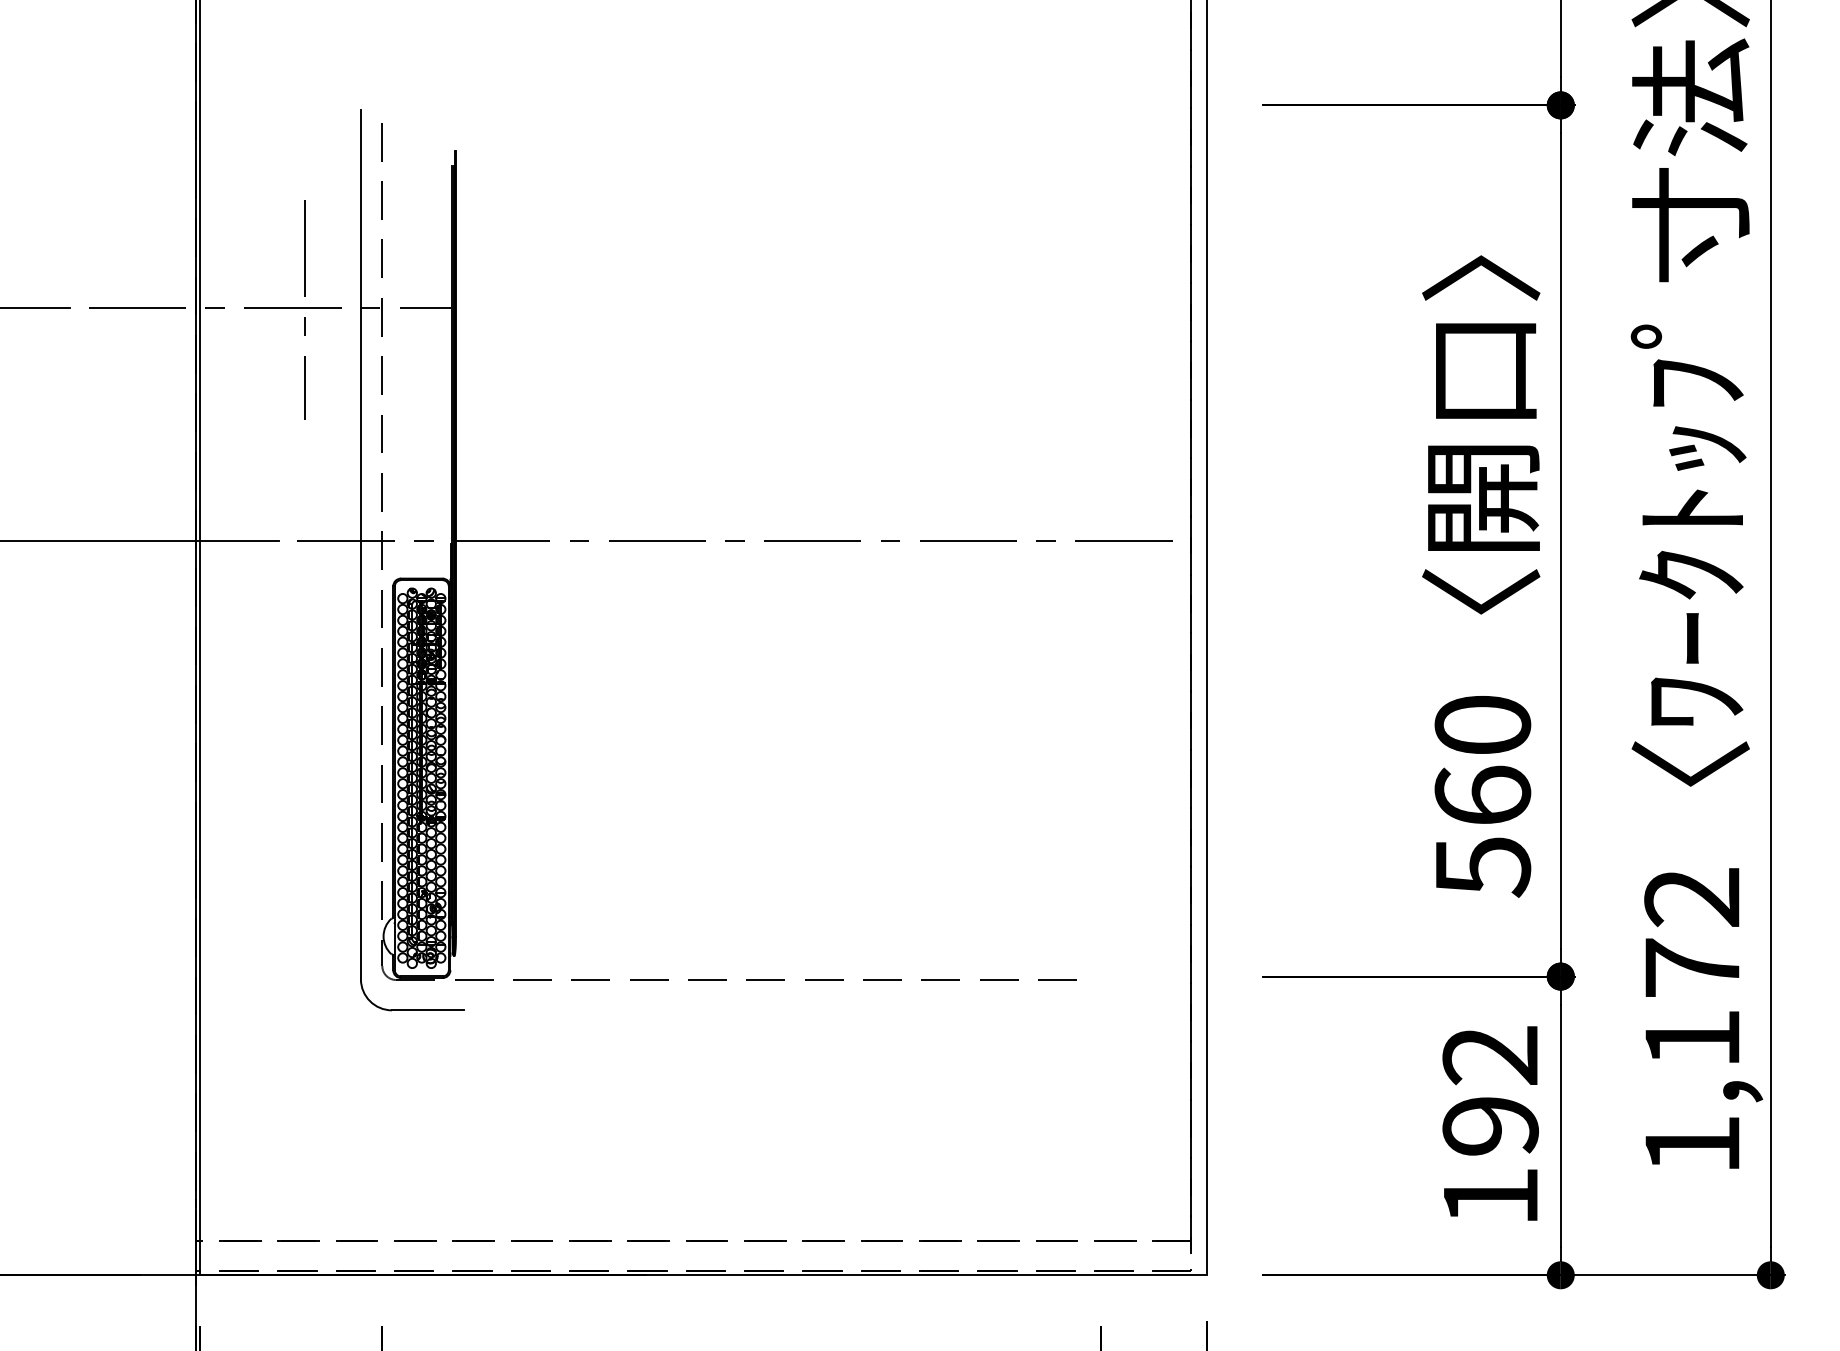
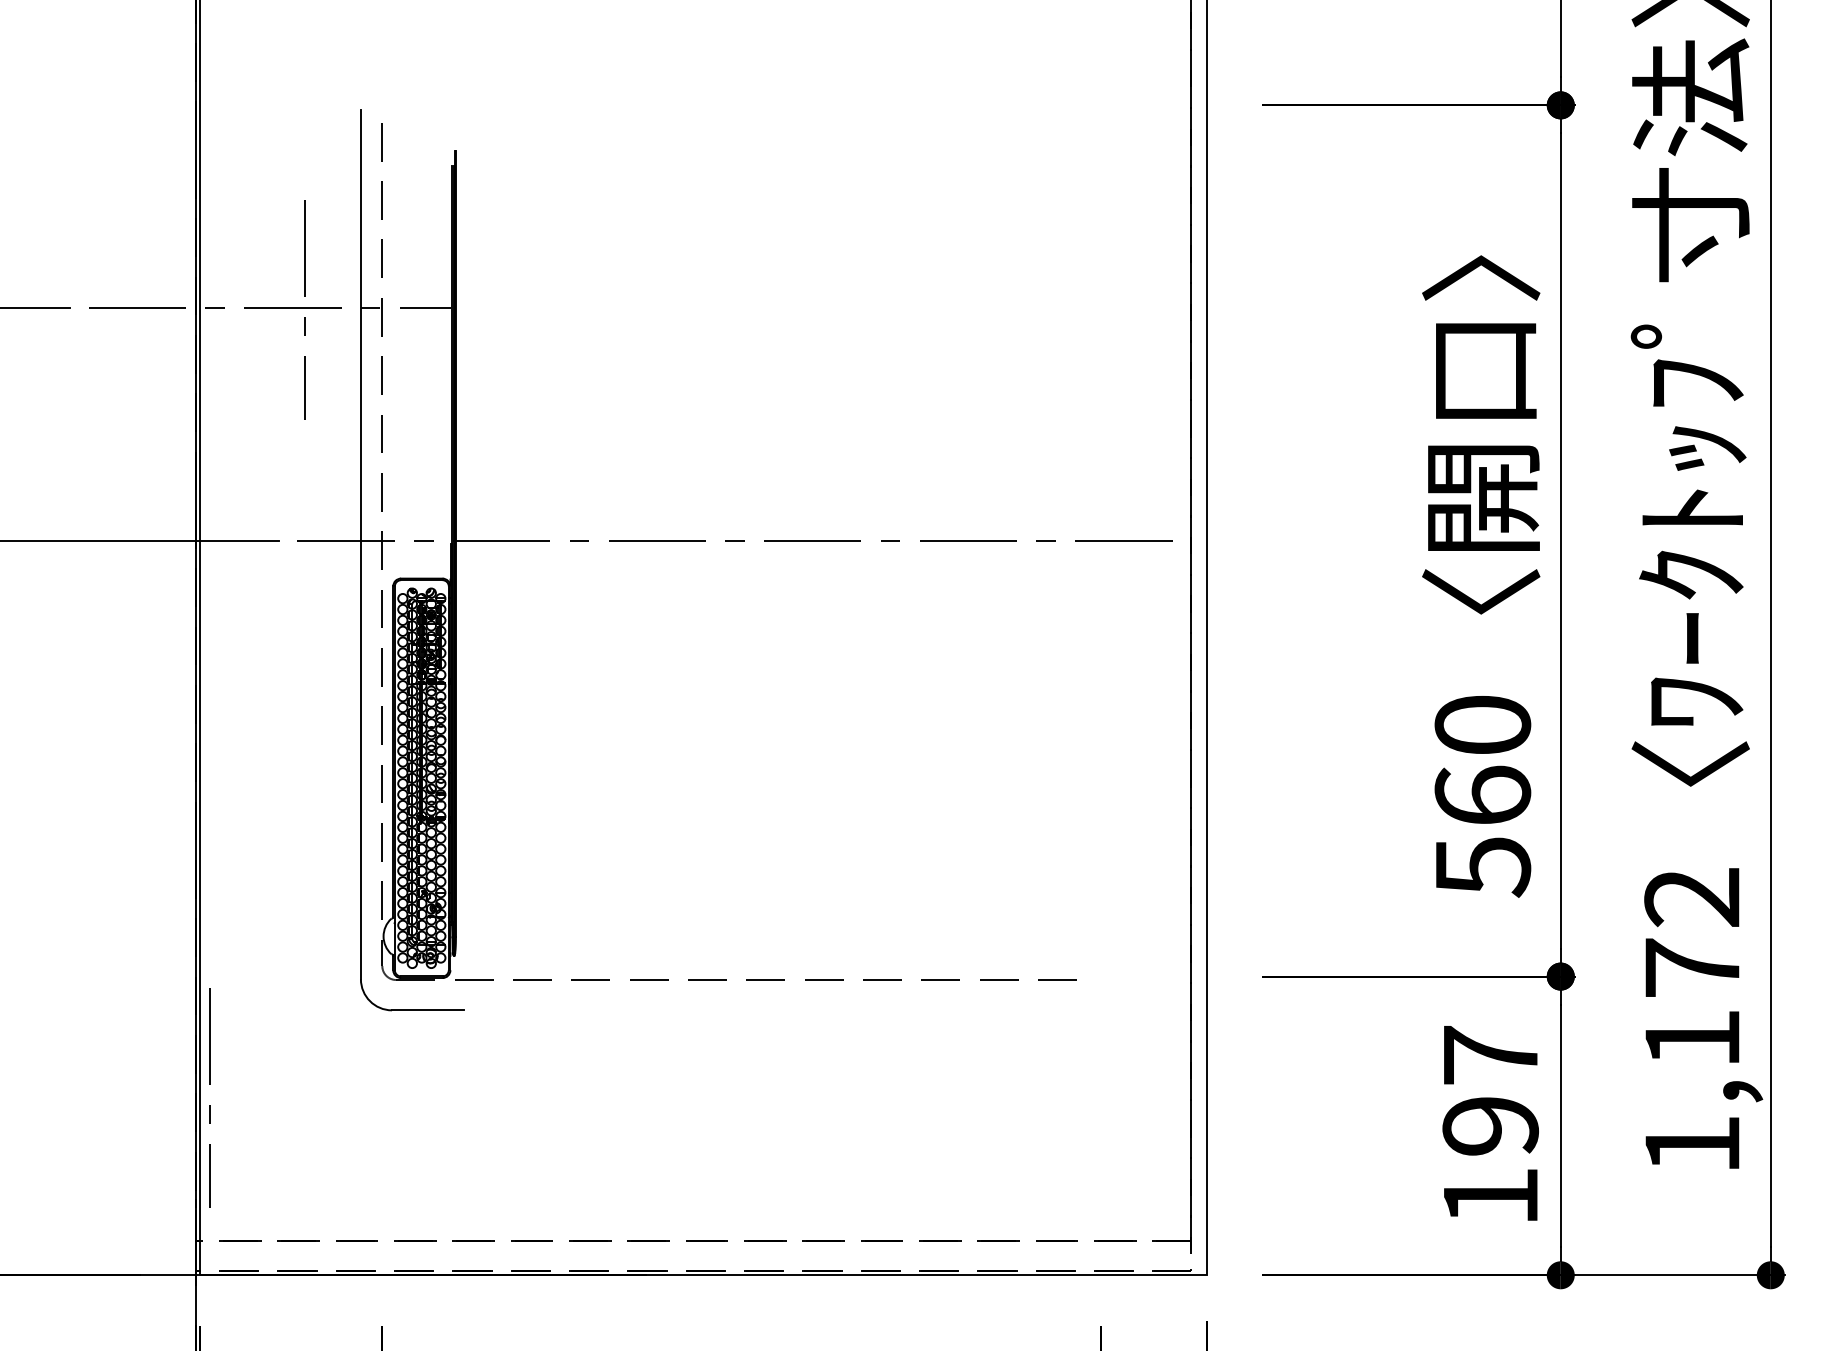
text: 192 -> 197 (1489, 1055)
line: none -> present (209, 1105)
